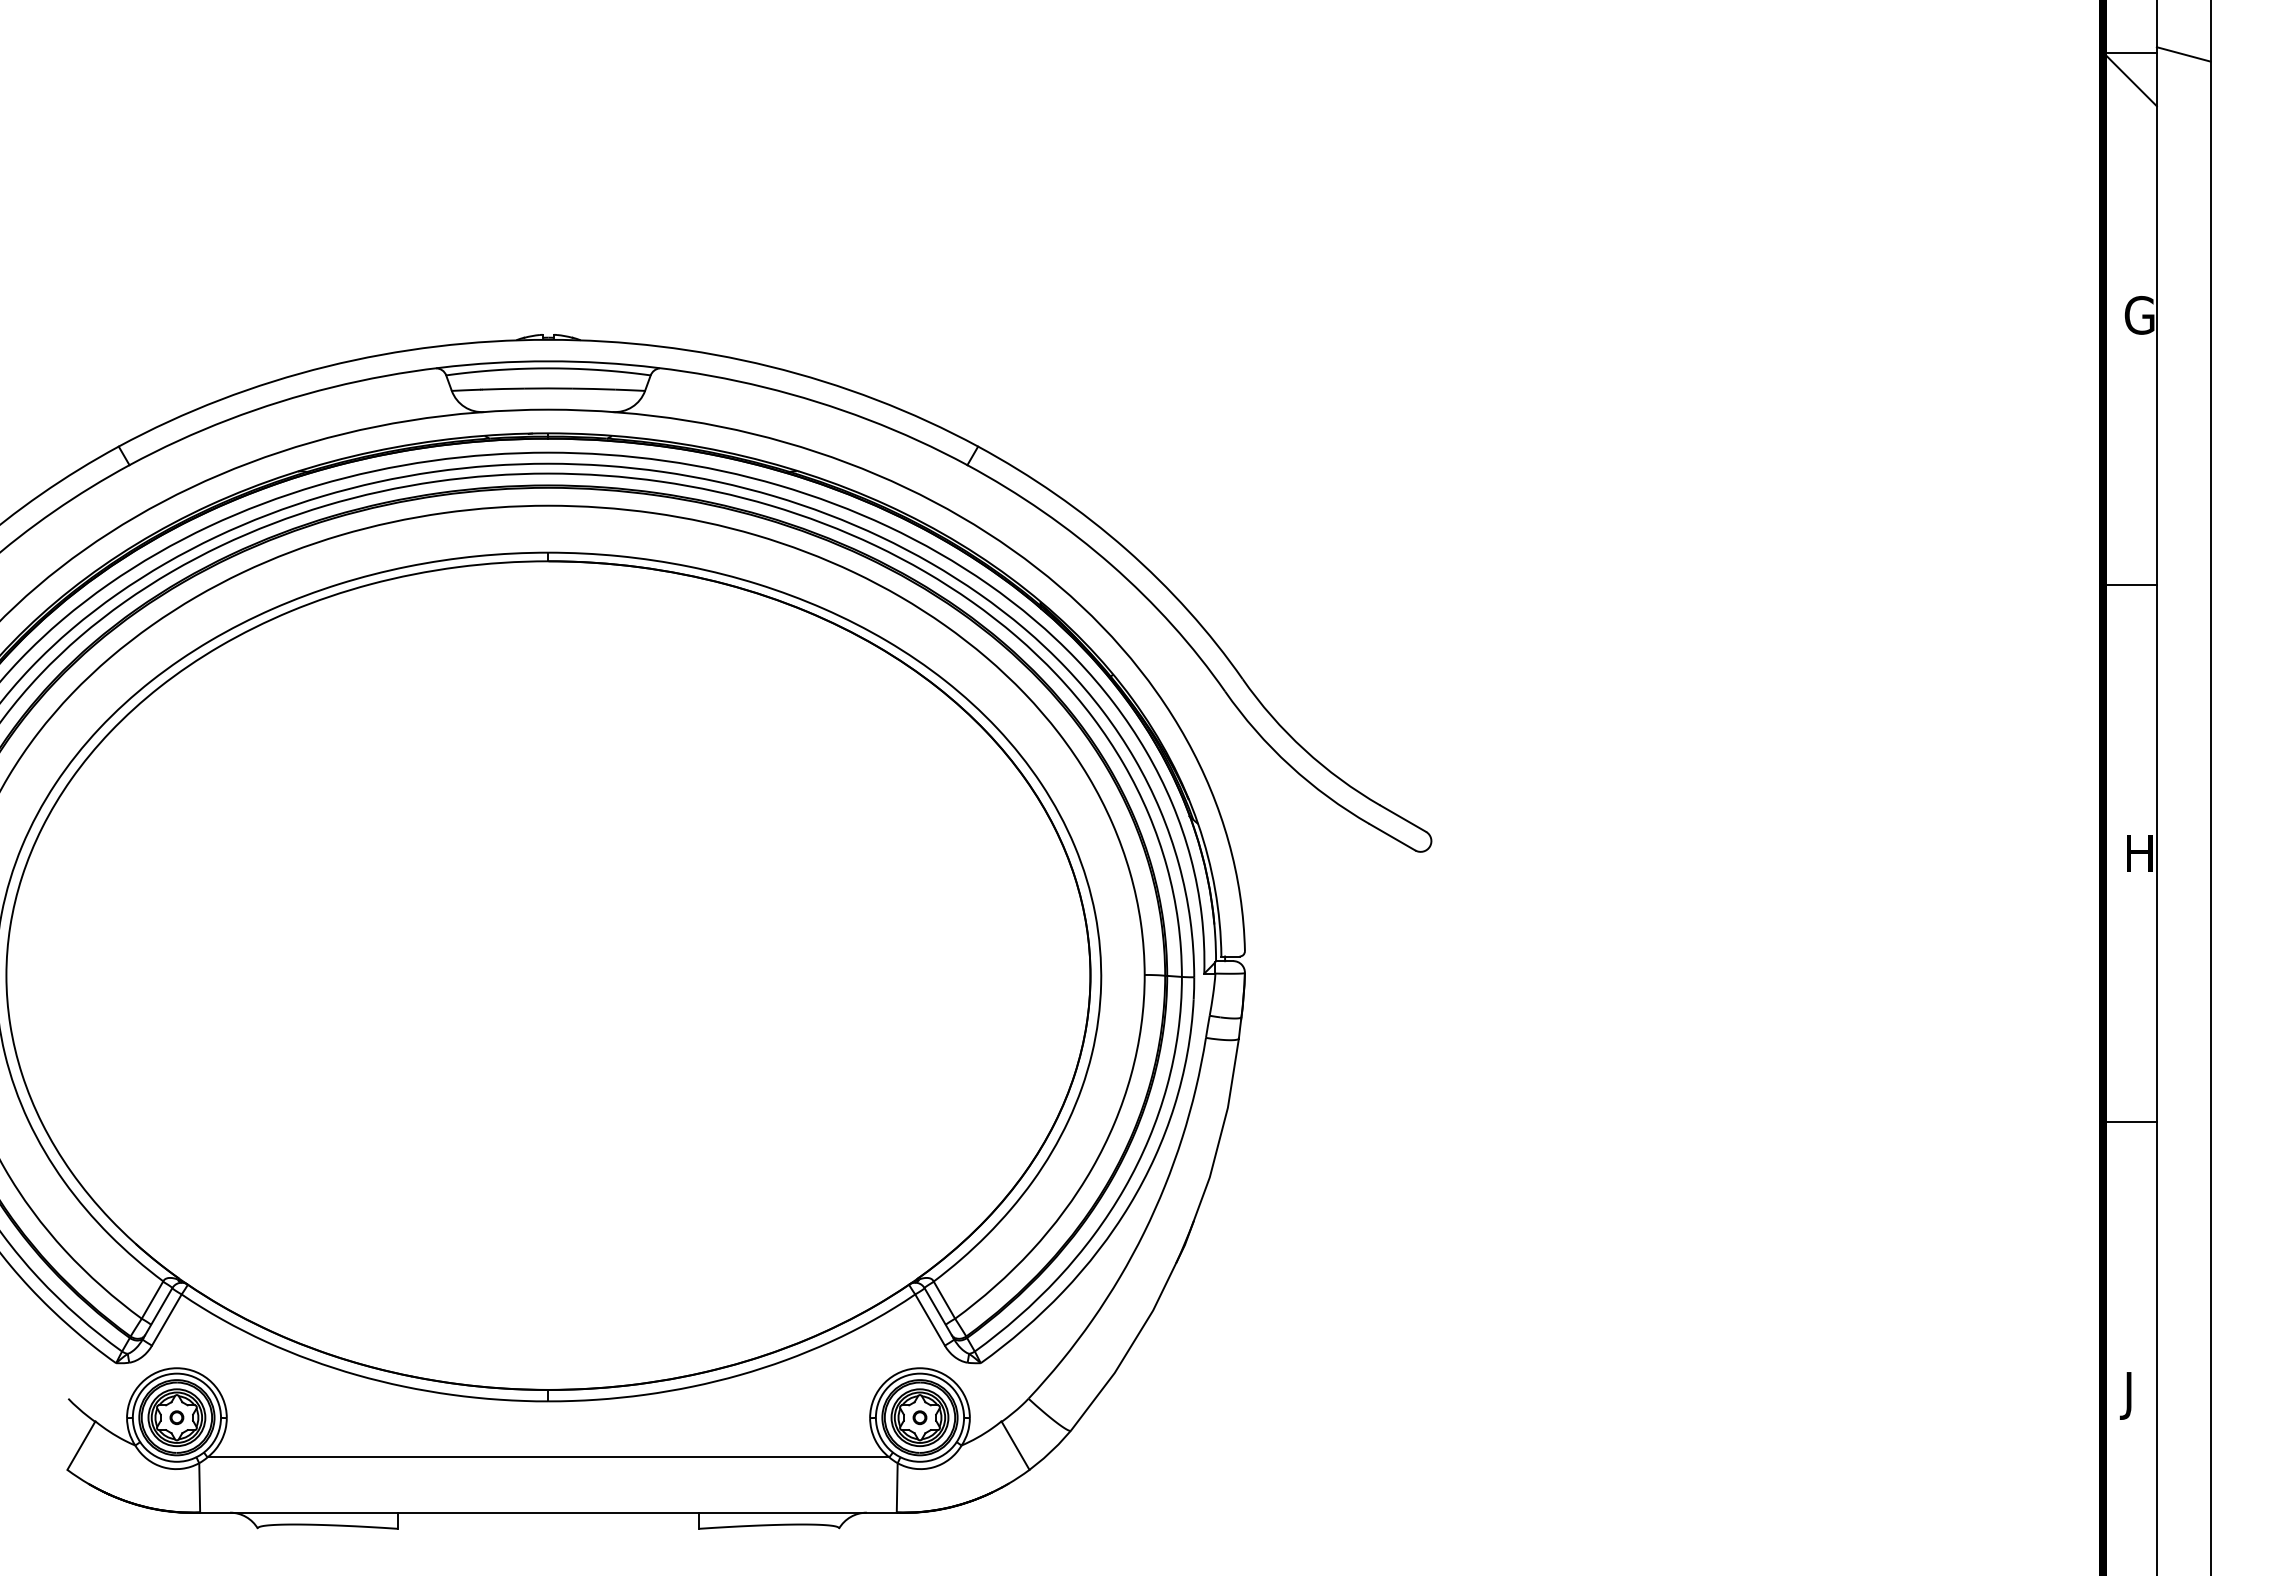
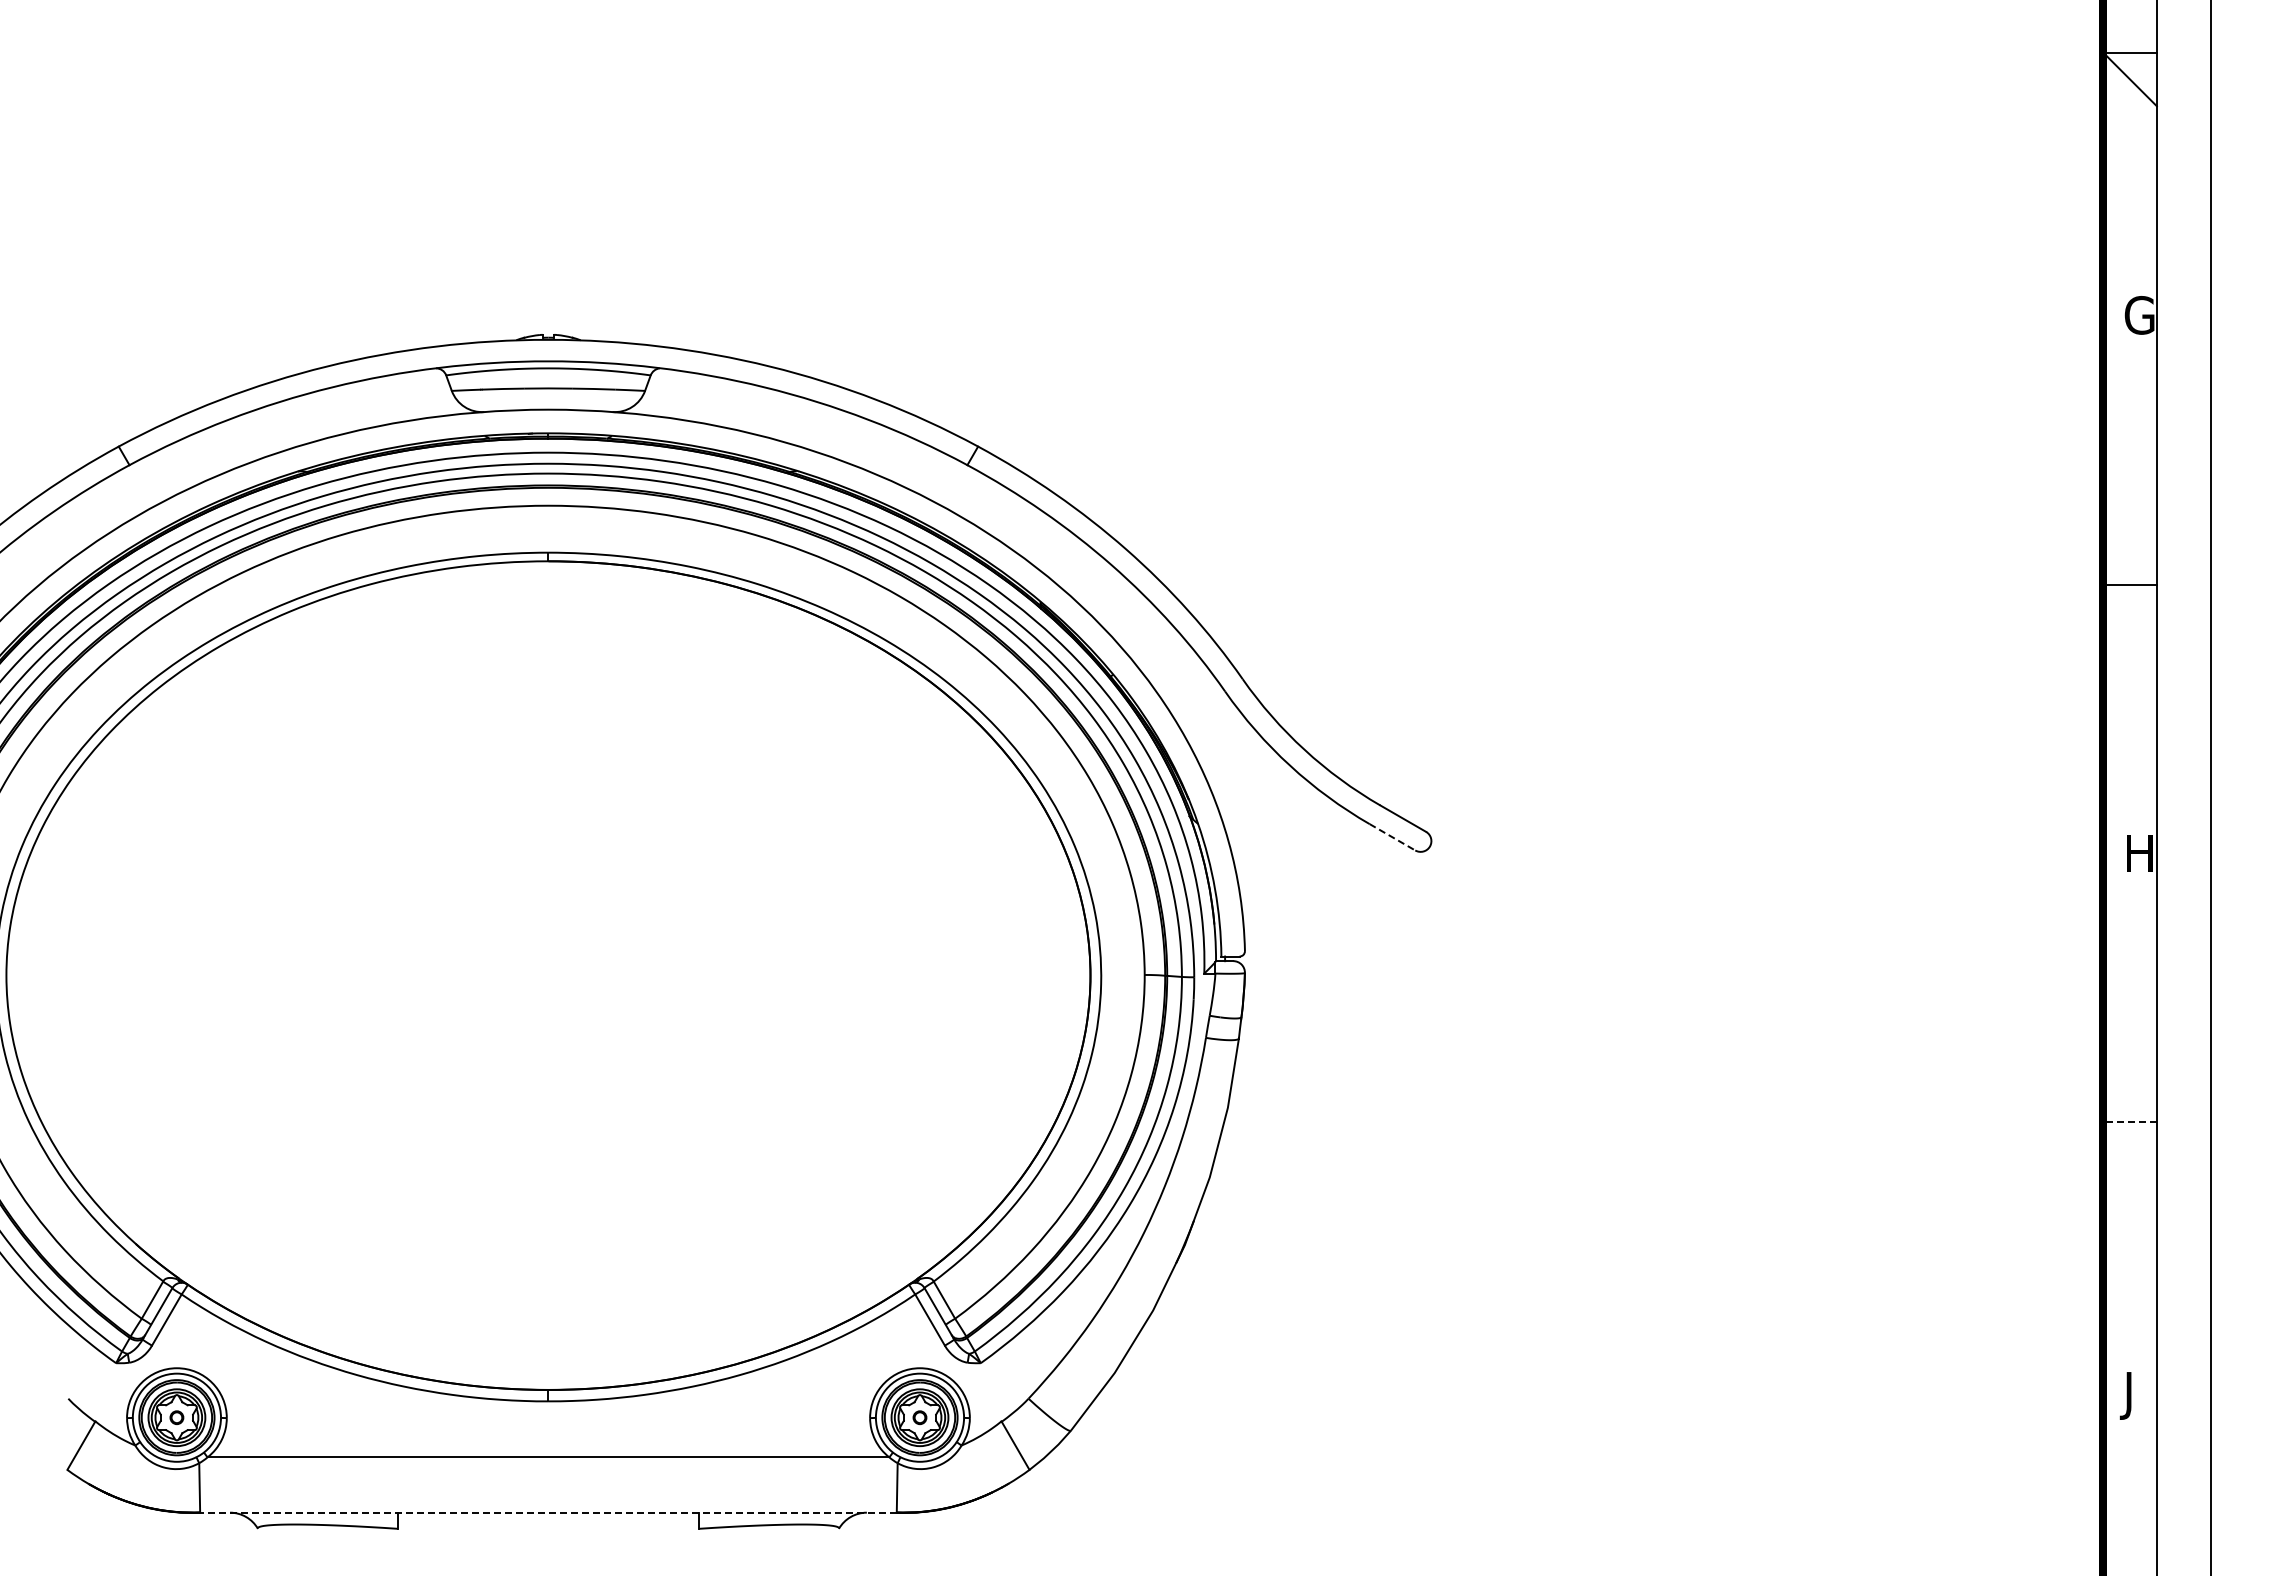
line: present -> none (2183, 54)
line: solid -> dashed (1392, 837)
line: solid -> dashed (2130, 1122)
line: solid -> dashed (547, 1512)
